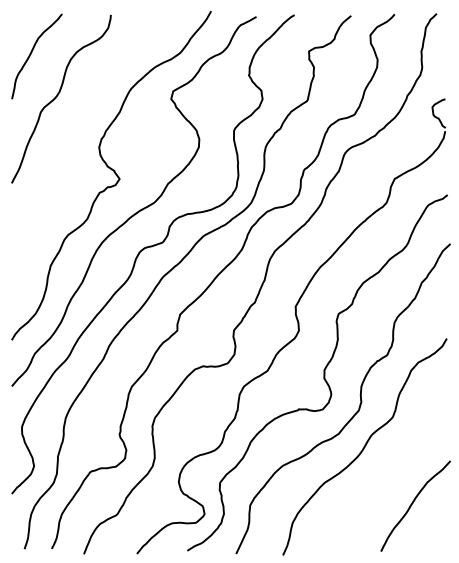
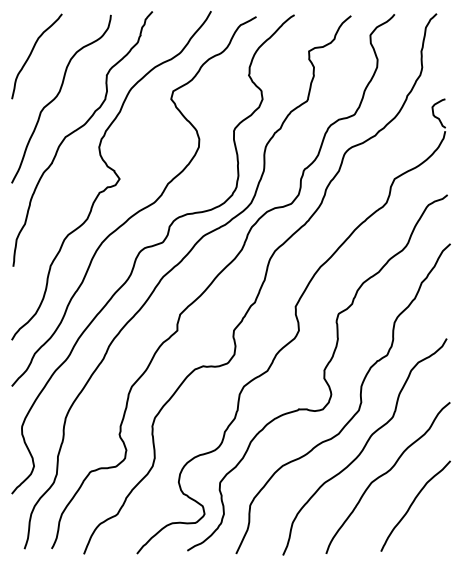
curve: none -> present (76, 131)
curve: none -> present (385, 474)
